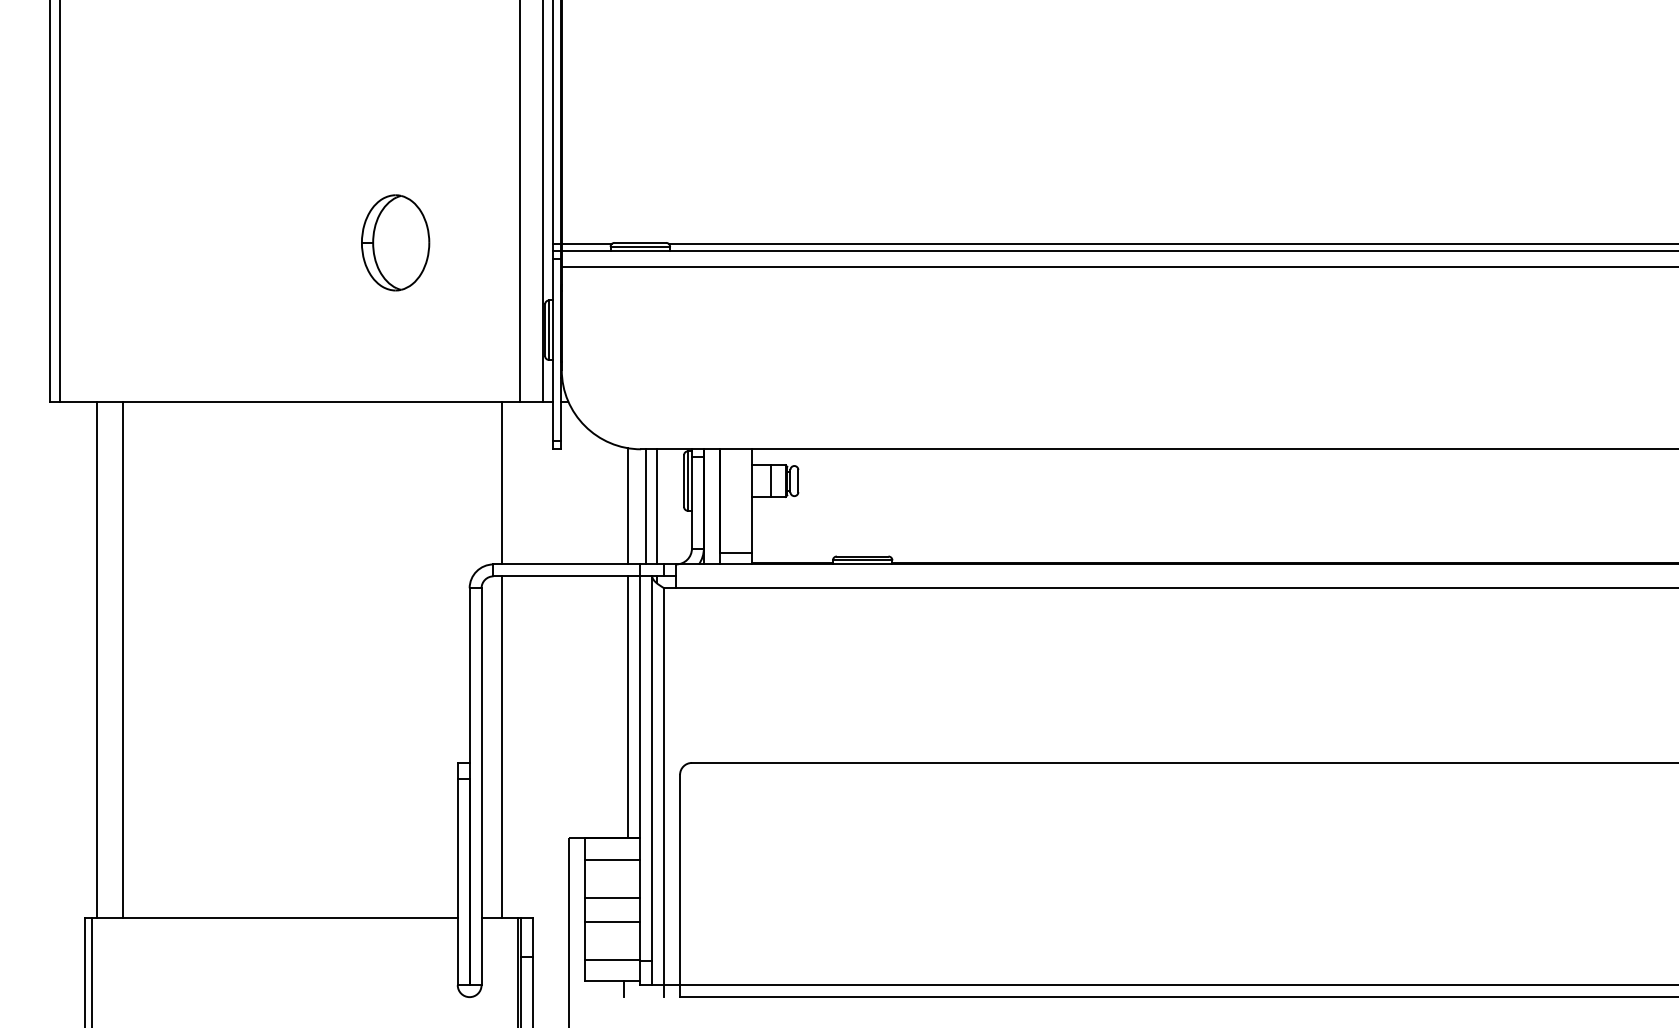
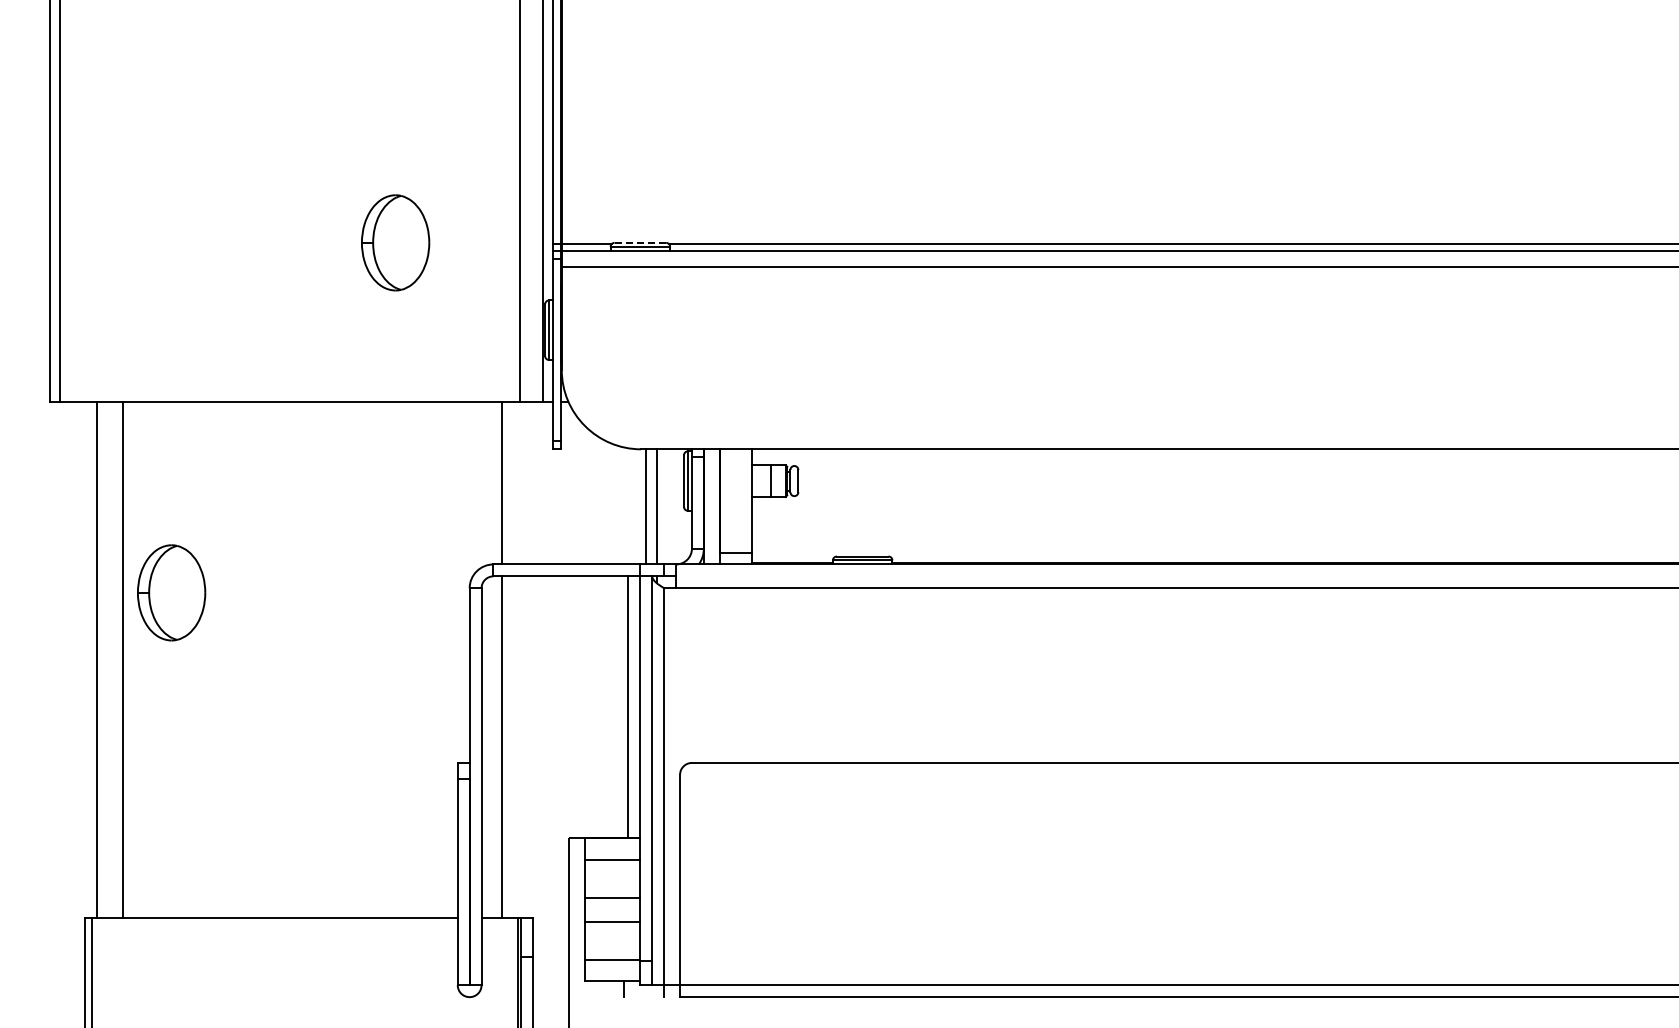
line: solid -> dashed (640, 242)
line: present -> none (627, 506)
part: none -> present (171, 592)
